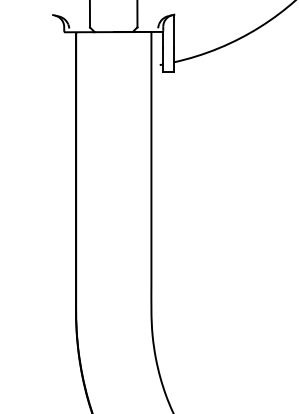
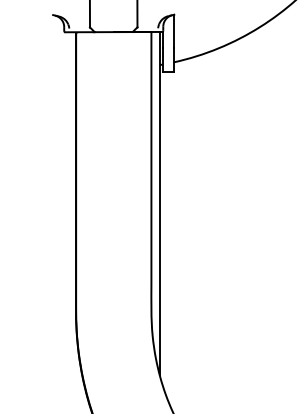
line: none -> present (159, 203)
